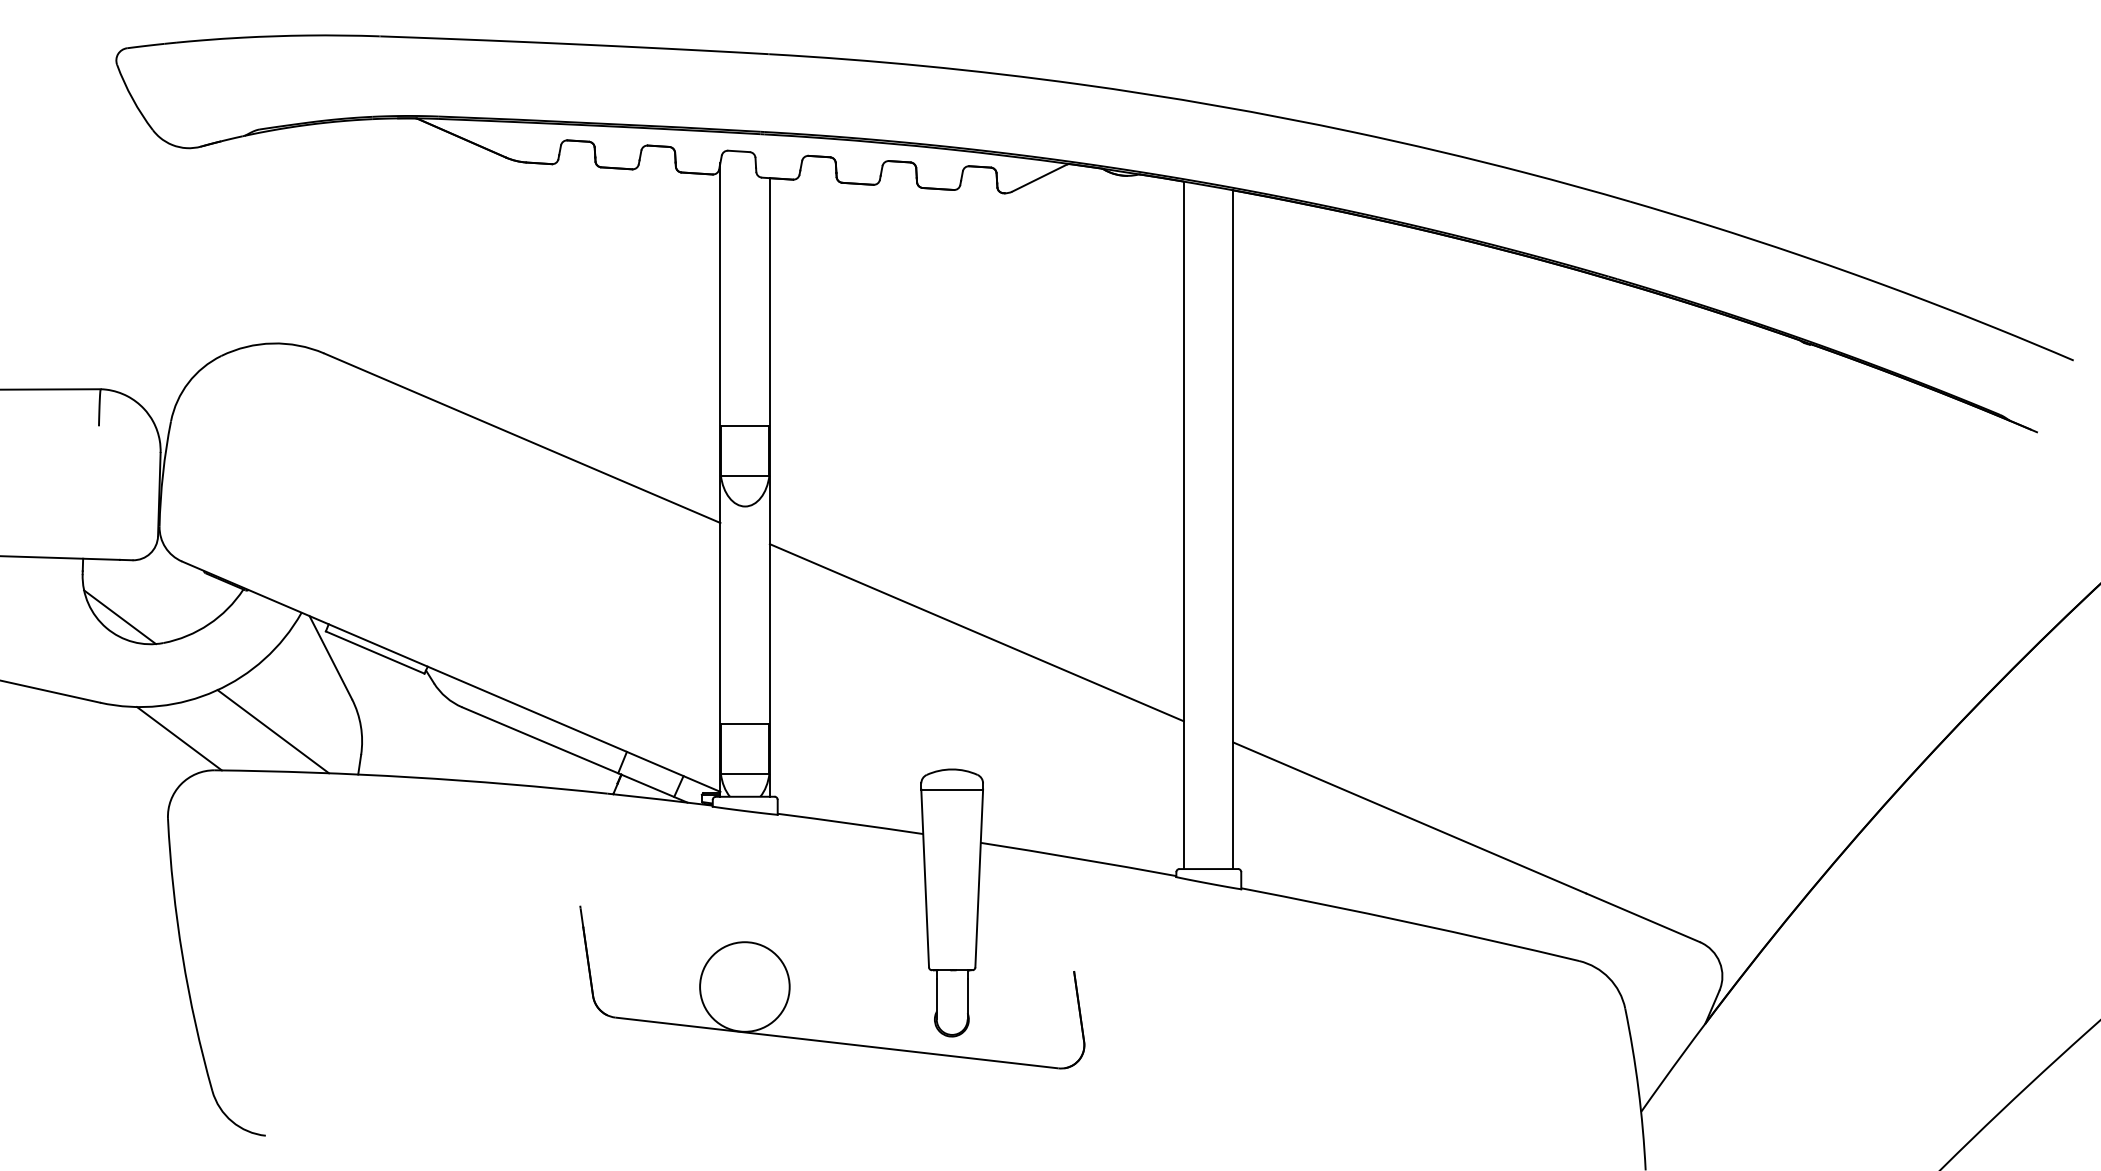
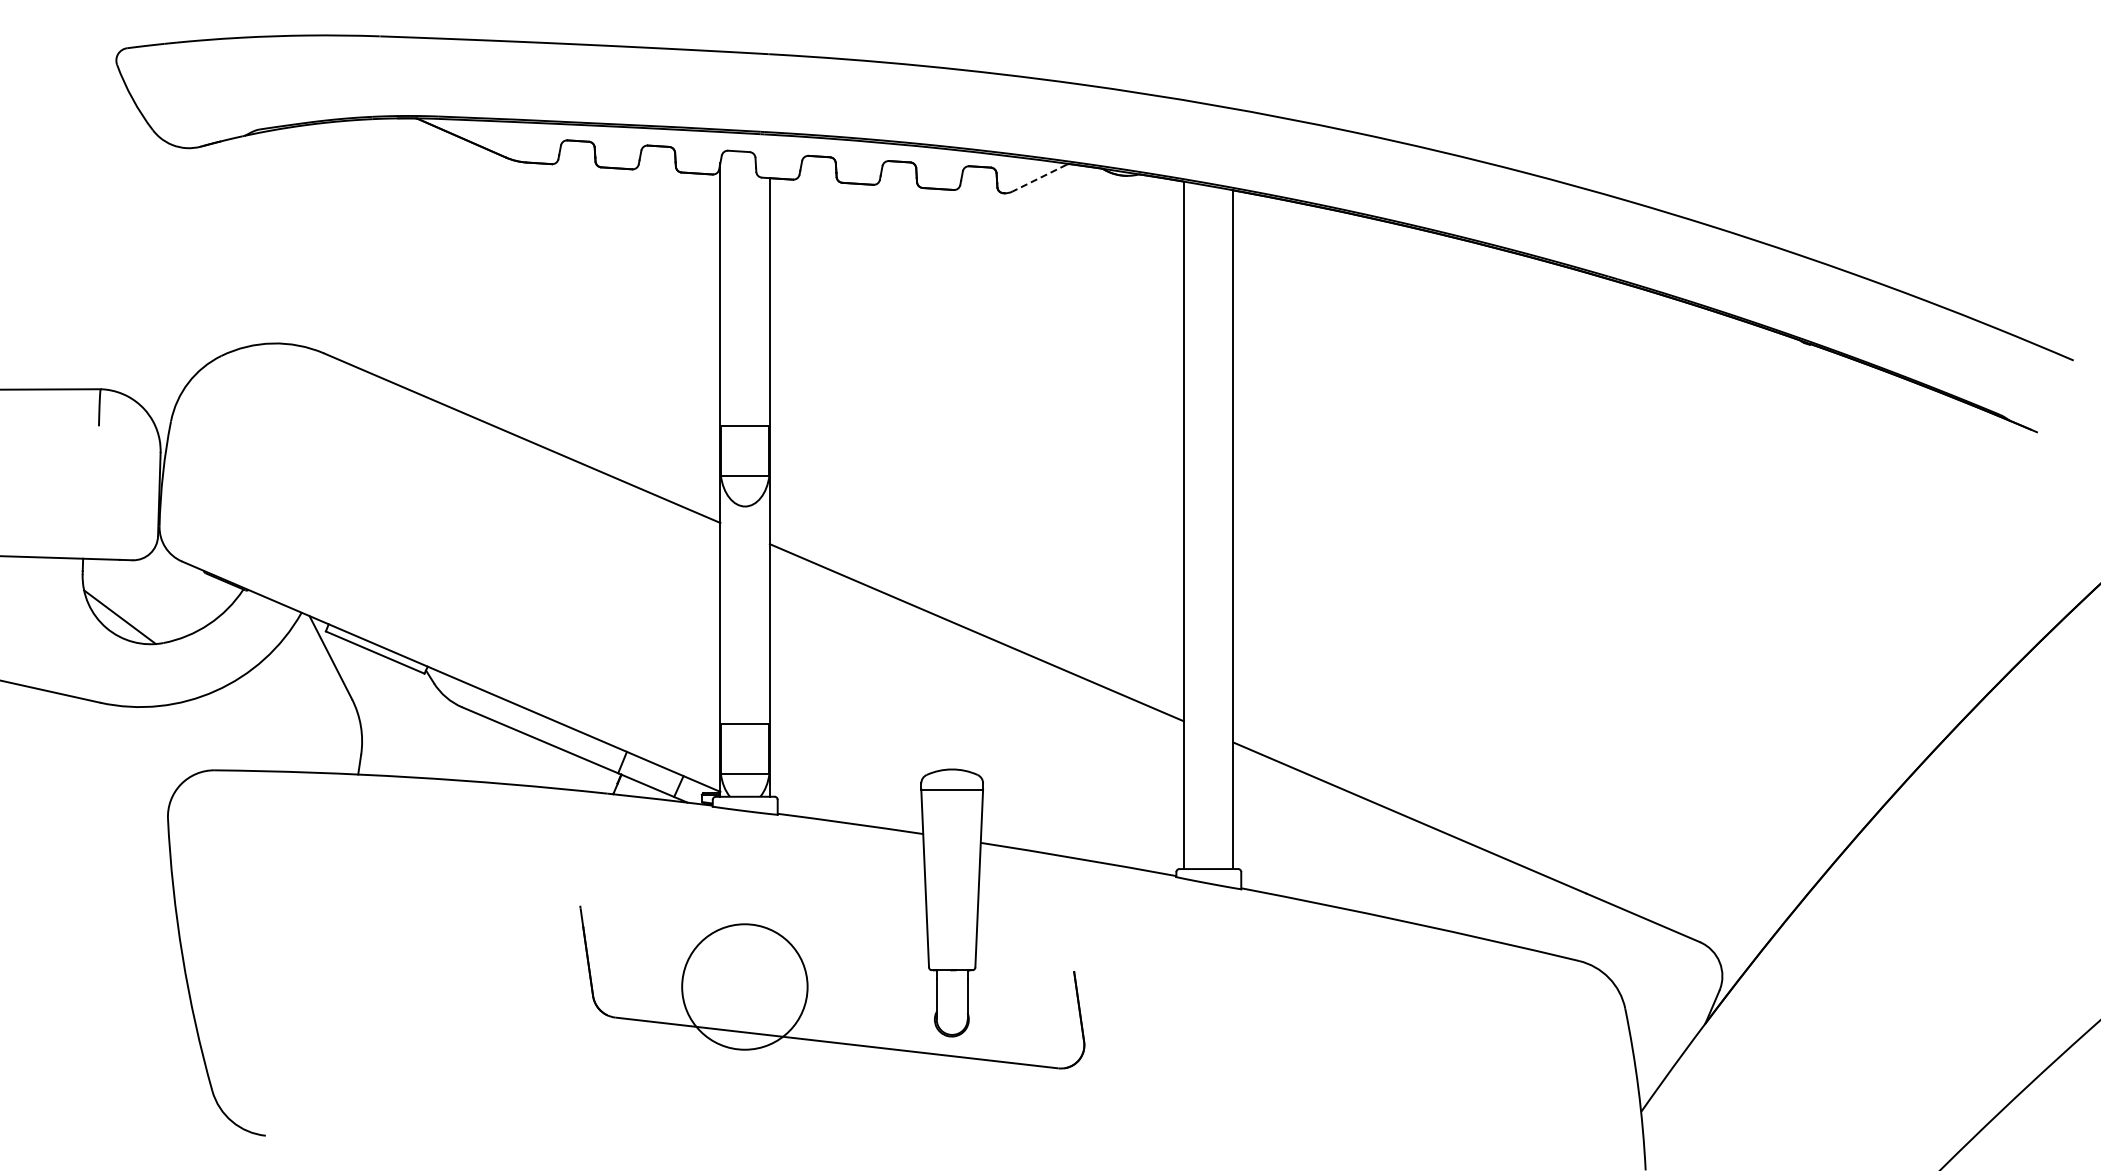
line: solid -> dashed (1039, 178)
line: present -> none (273, 731)
line: present -> none (179, 738)
circle diameter: 90 px -> 125 px (744, 986)
